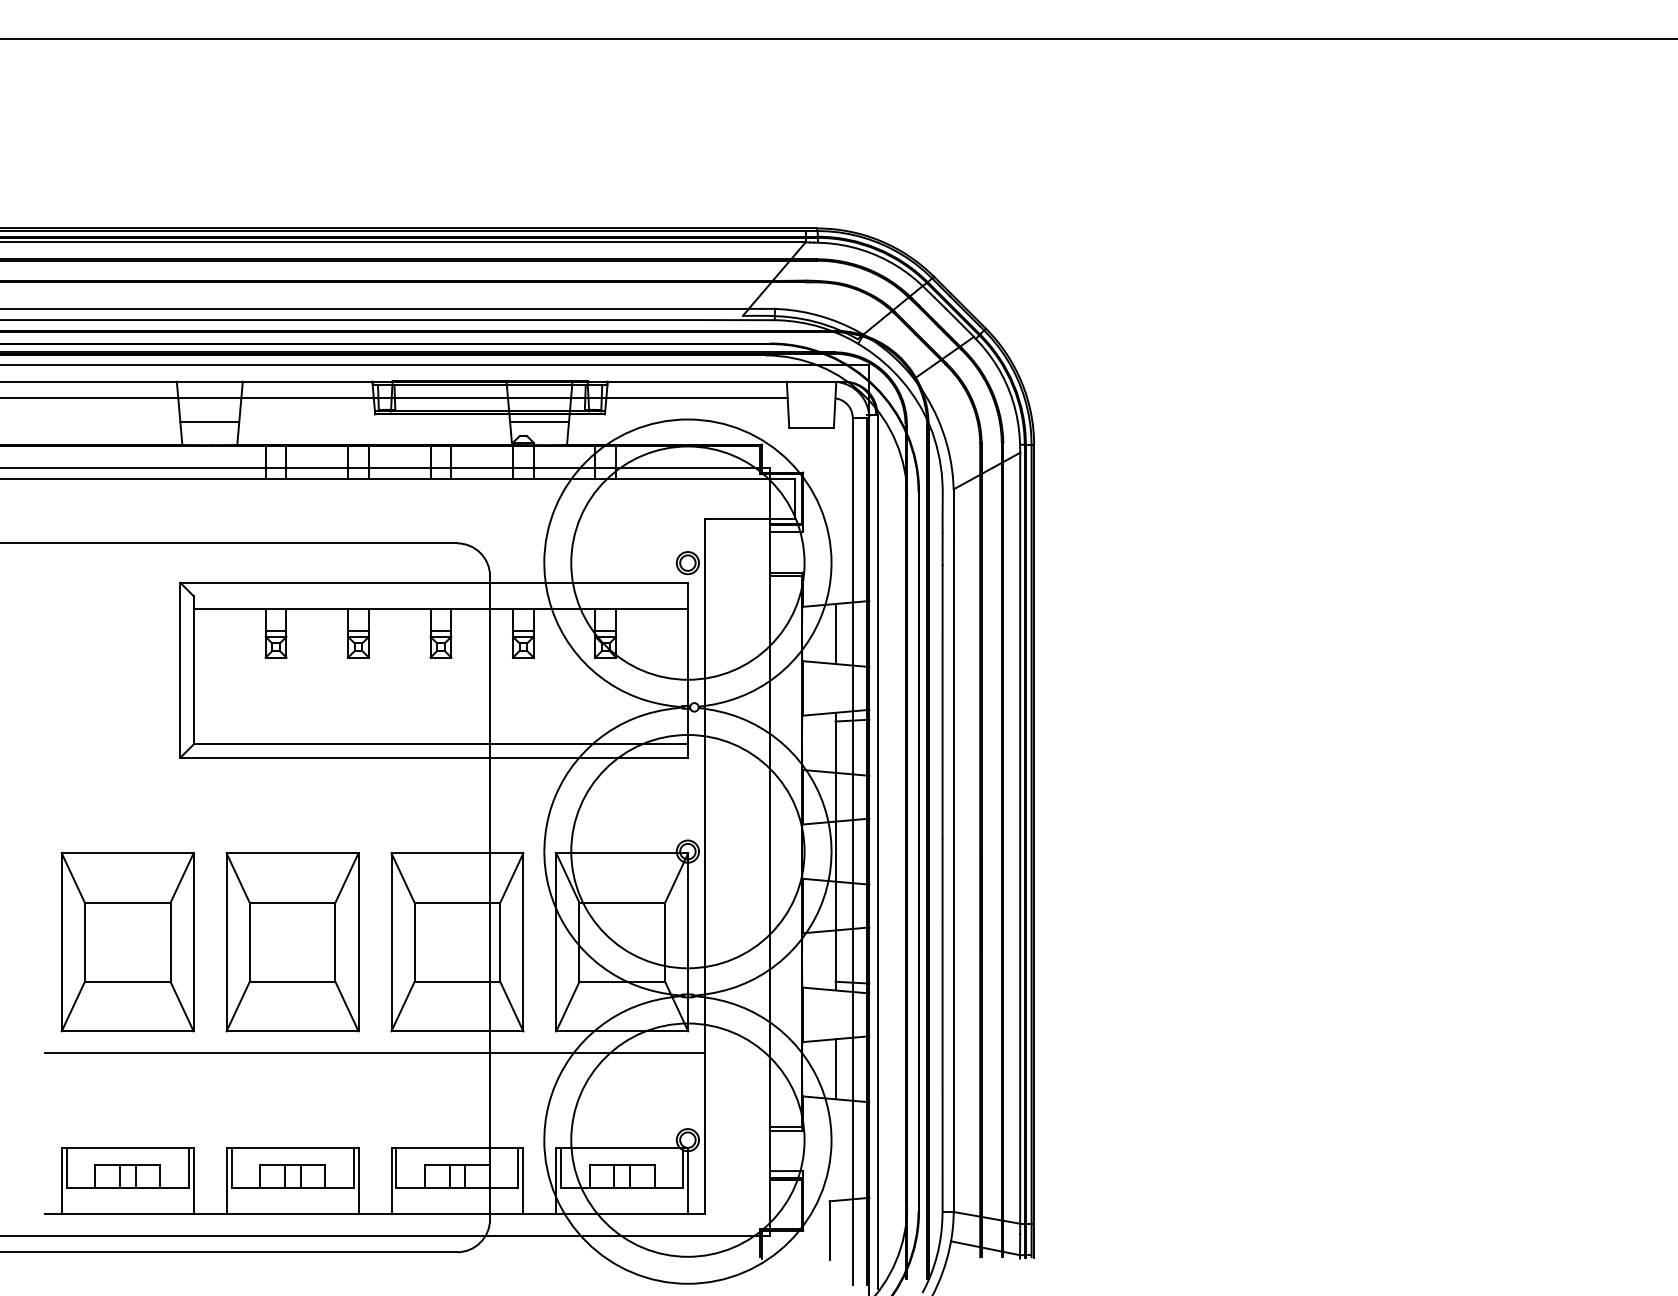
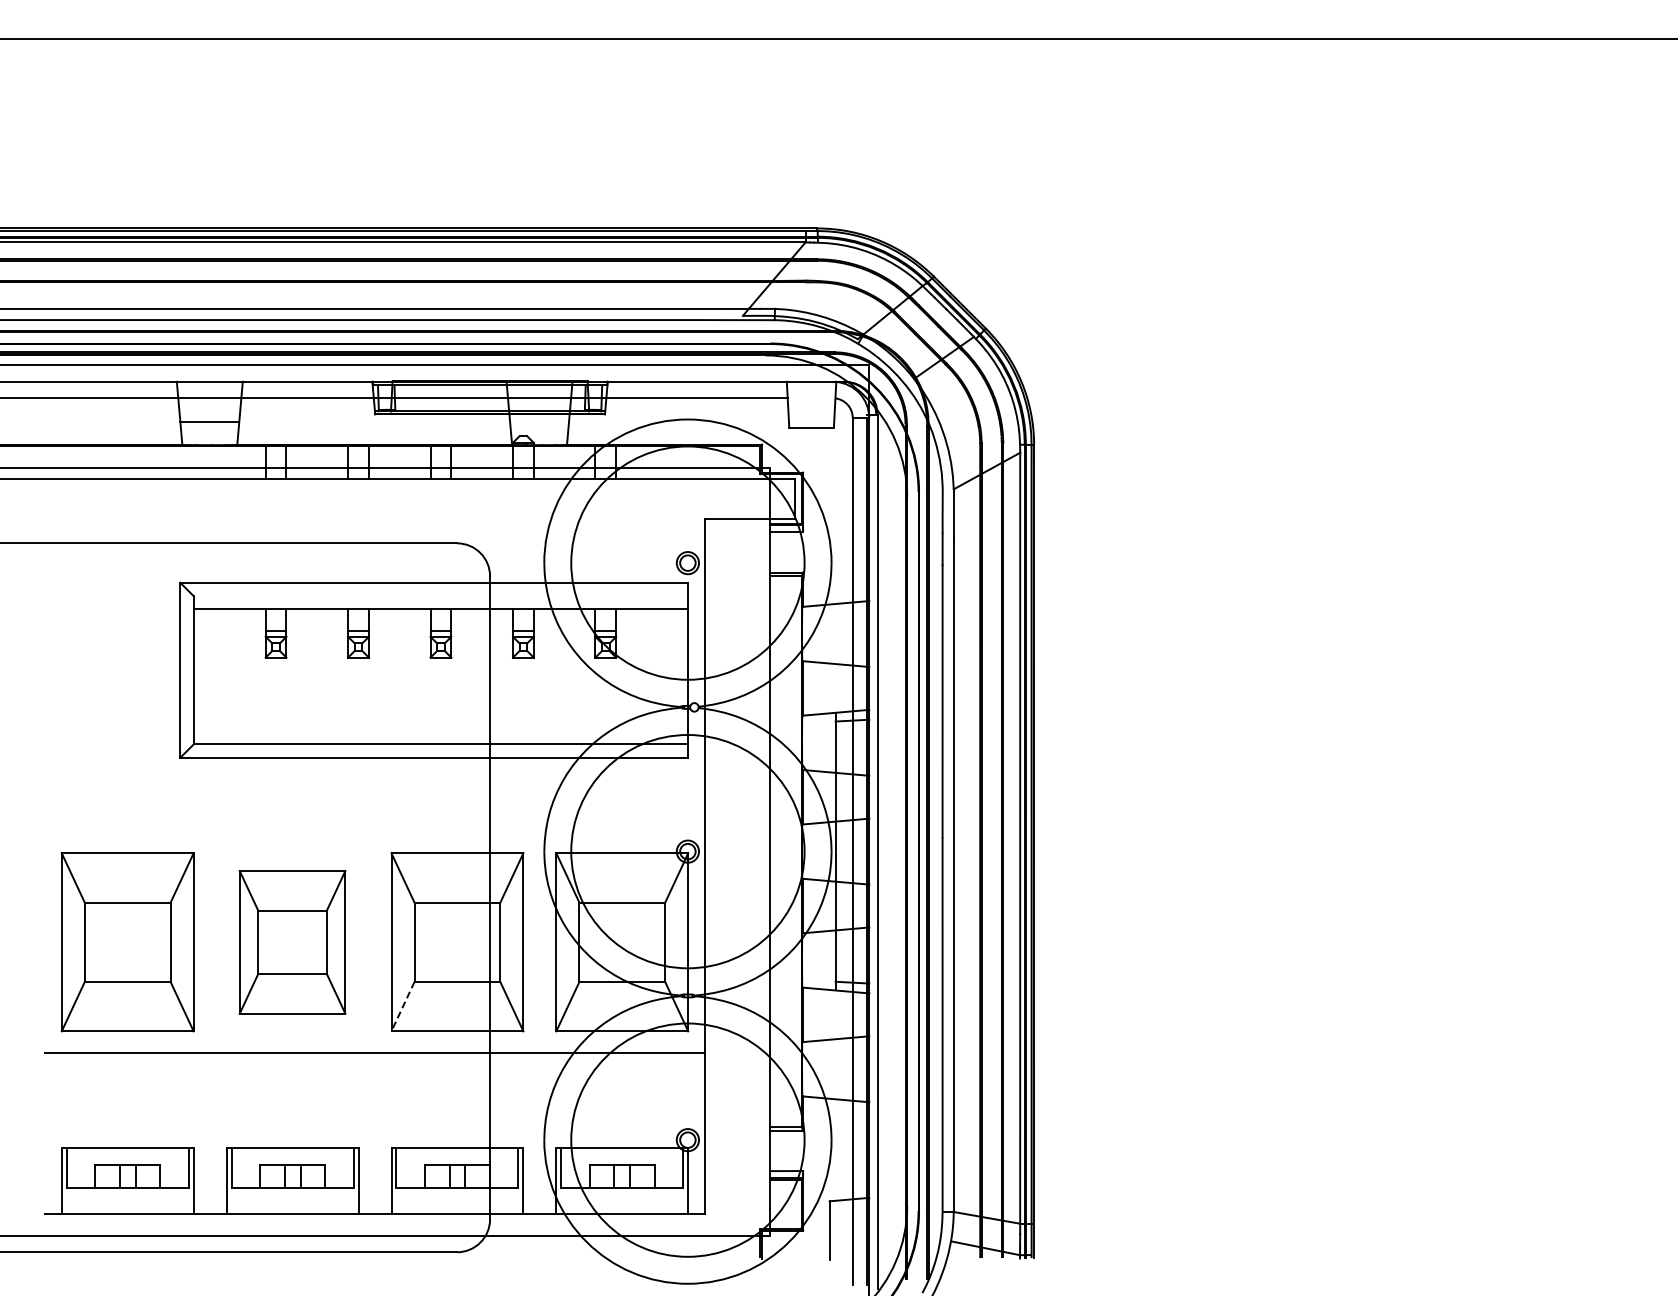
line: present -> none (539, 421)
line: present -> none (835, 633)
part size: 135x181 px -> 109x145 px (292, 942)
line: solid -> dashed (402, 1007)
line: present -> none (835, 1069)
